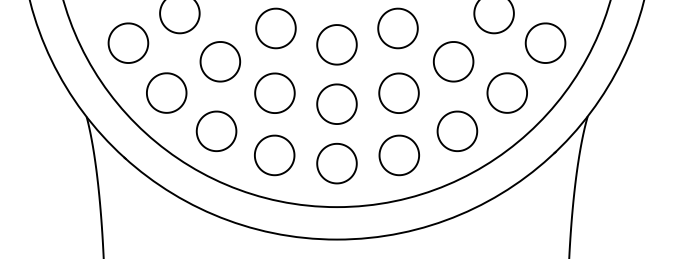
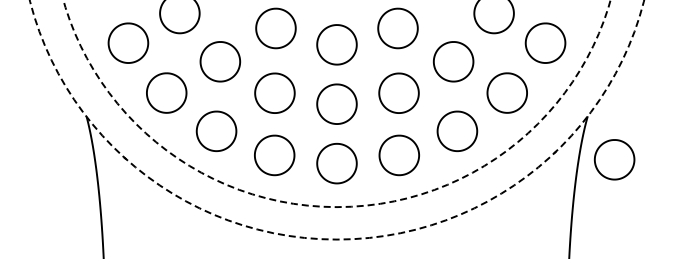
circle: solid -> dashed (336, 119)
part: none -> present (614, 159)
arc: solid -> dashed (336, 207)
